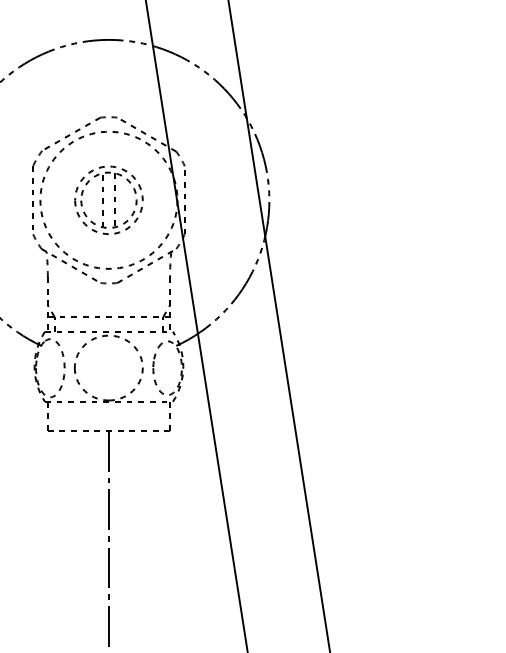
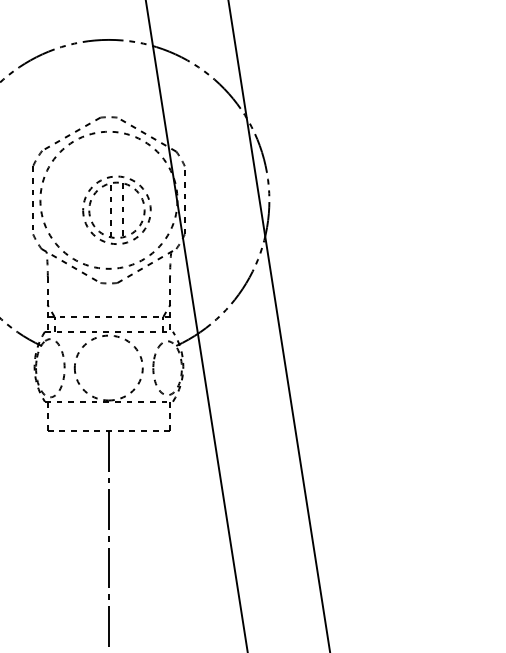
part position: (108, 199) -> (116, 209) (116, 209)
